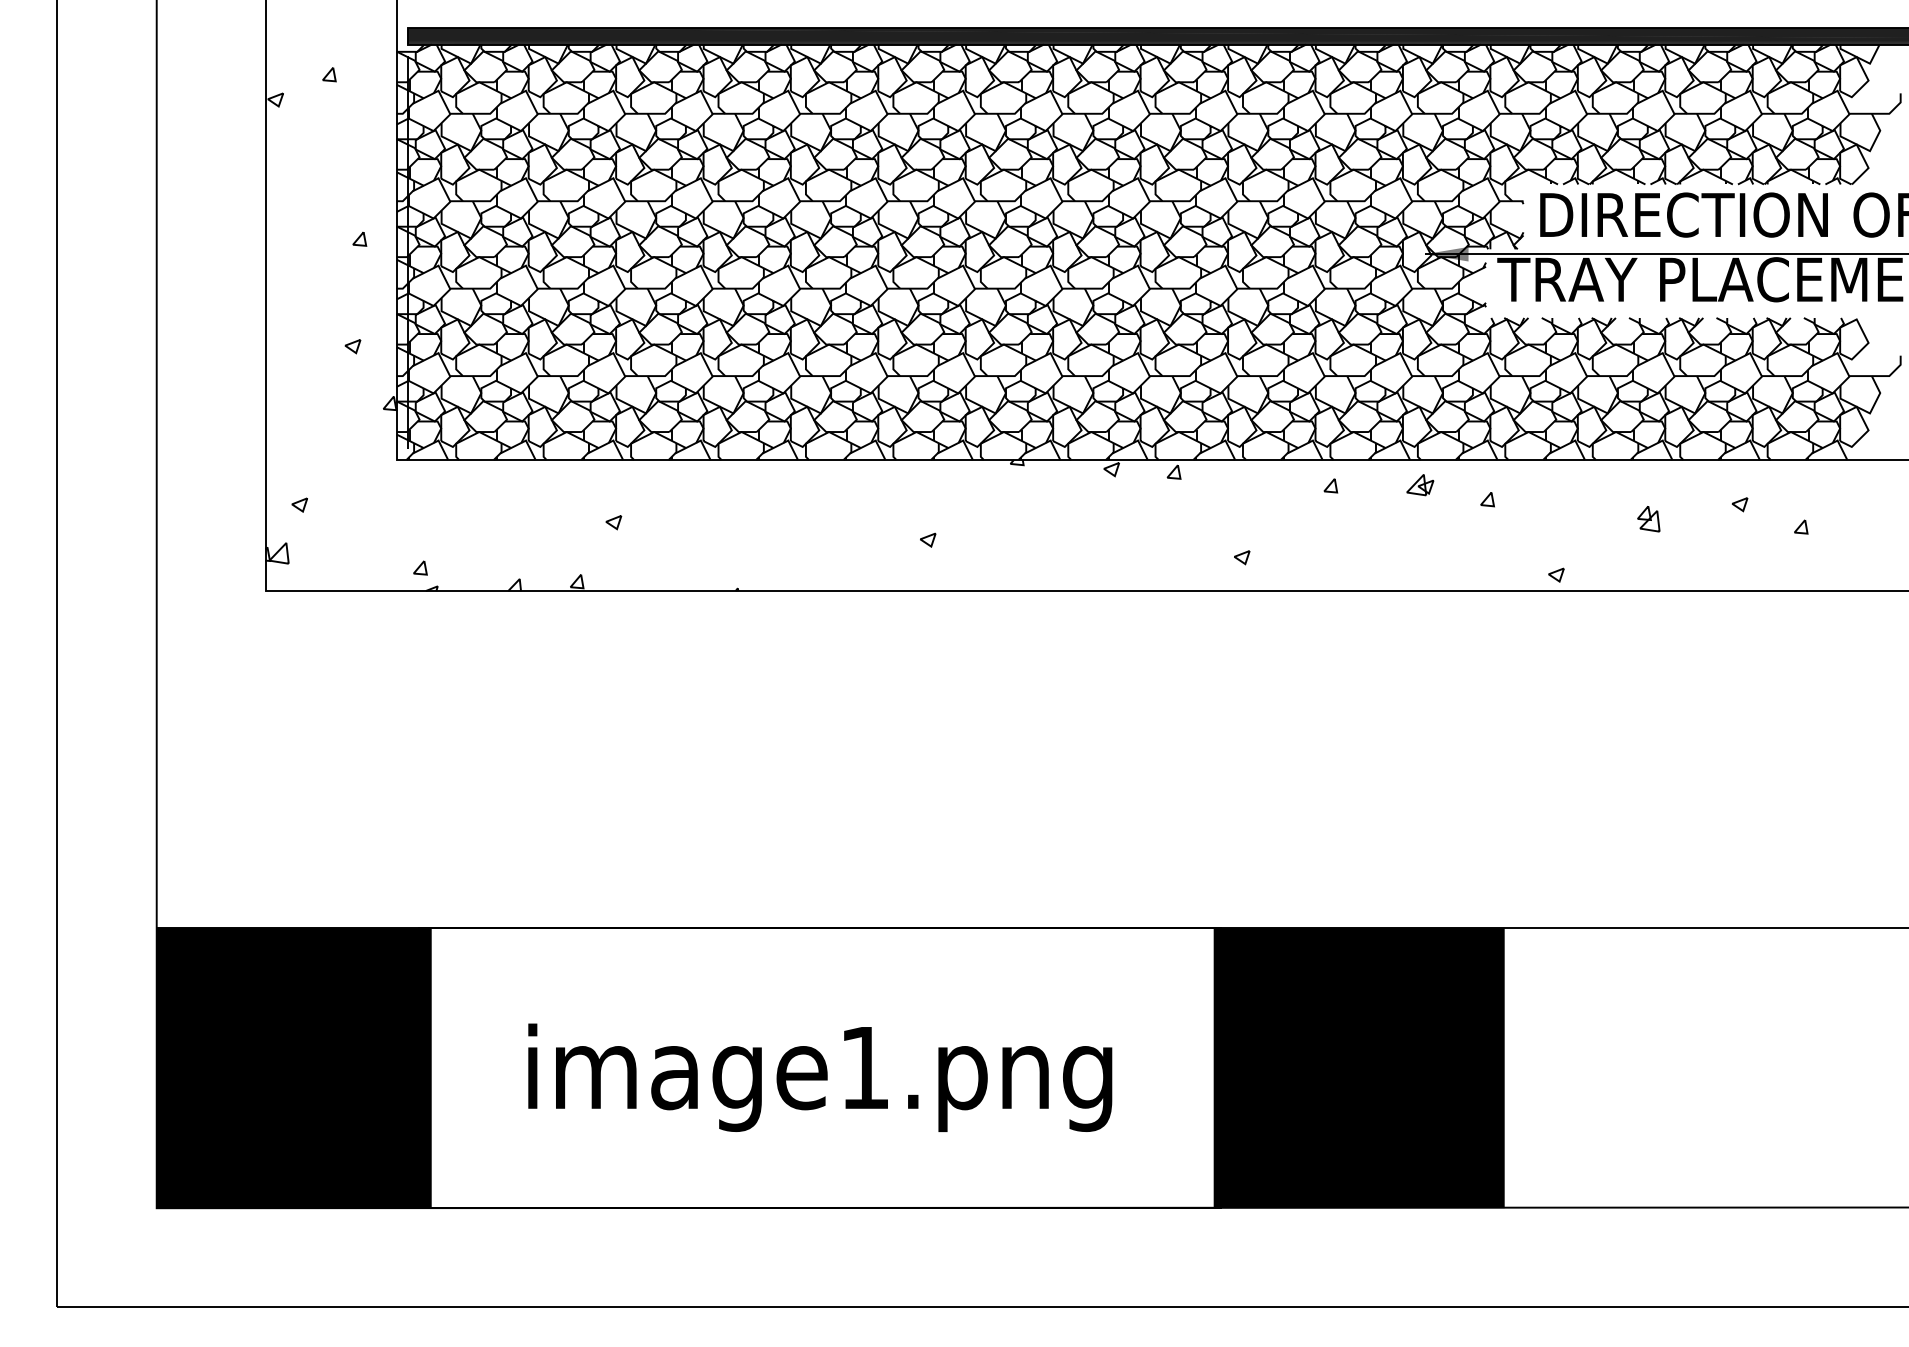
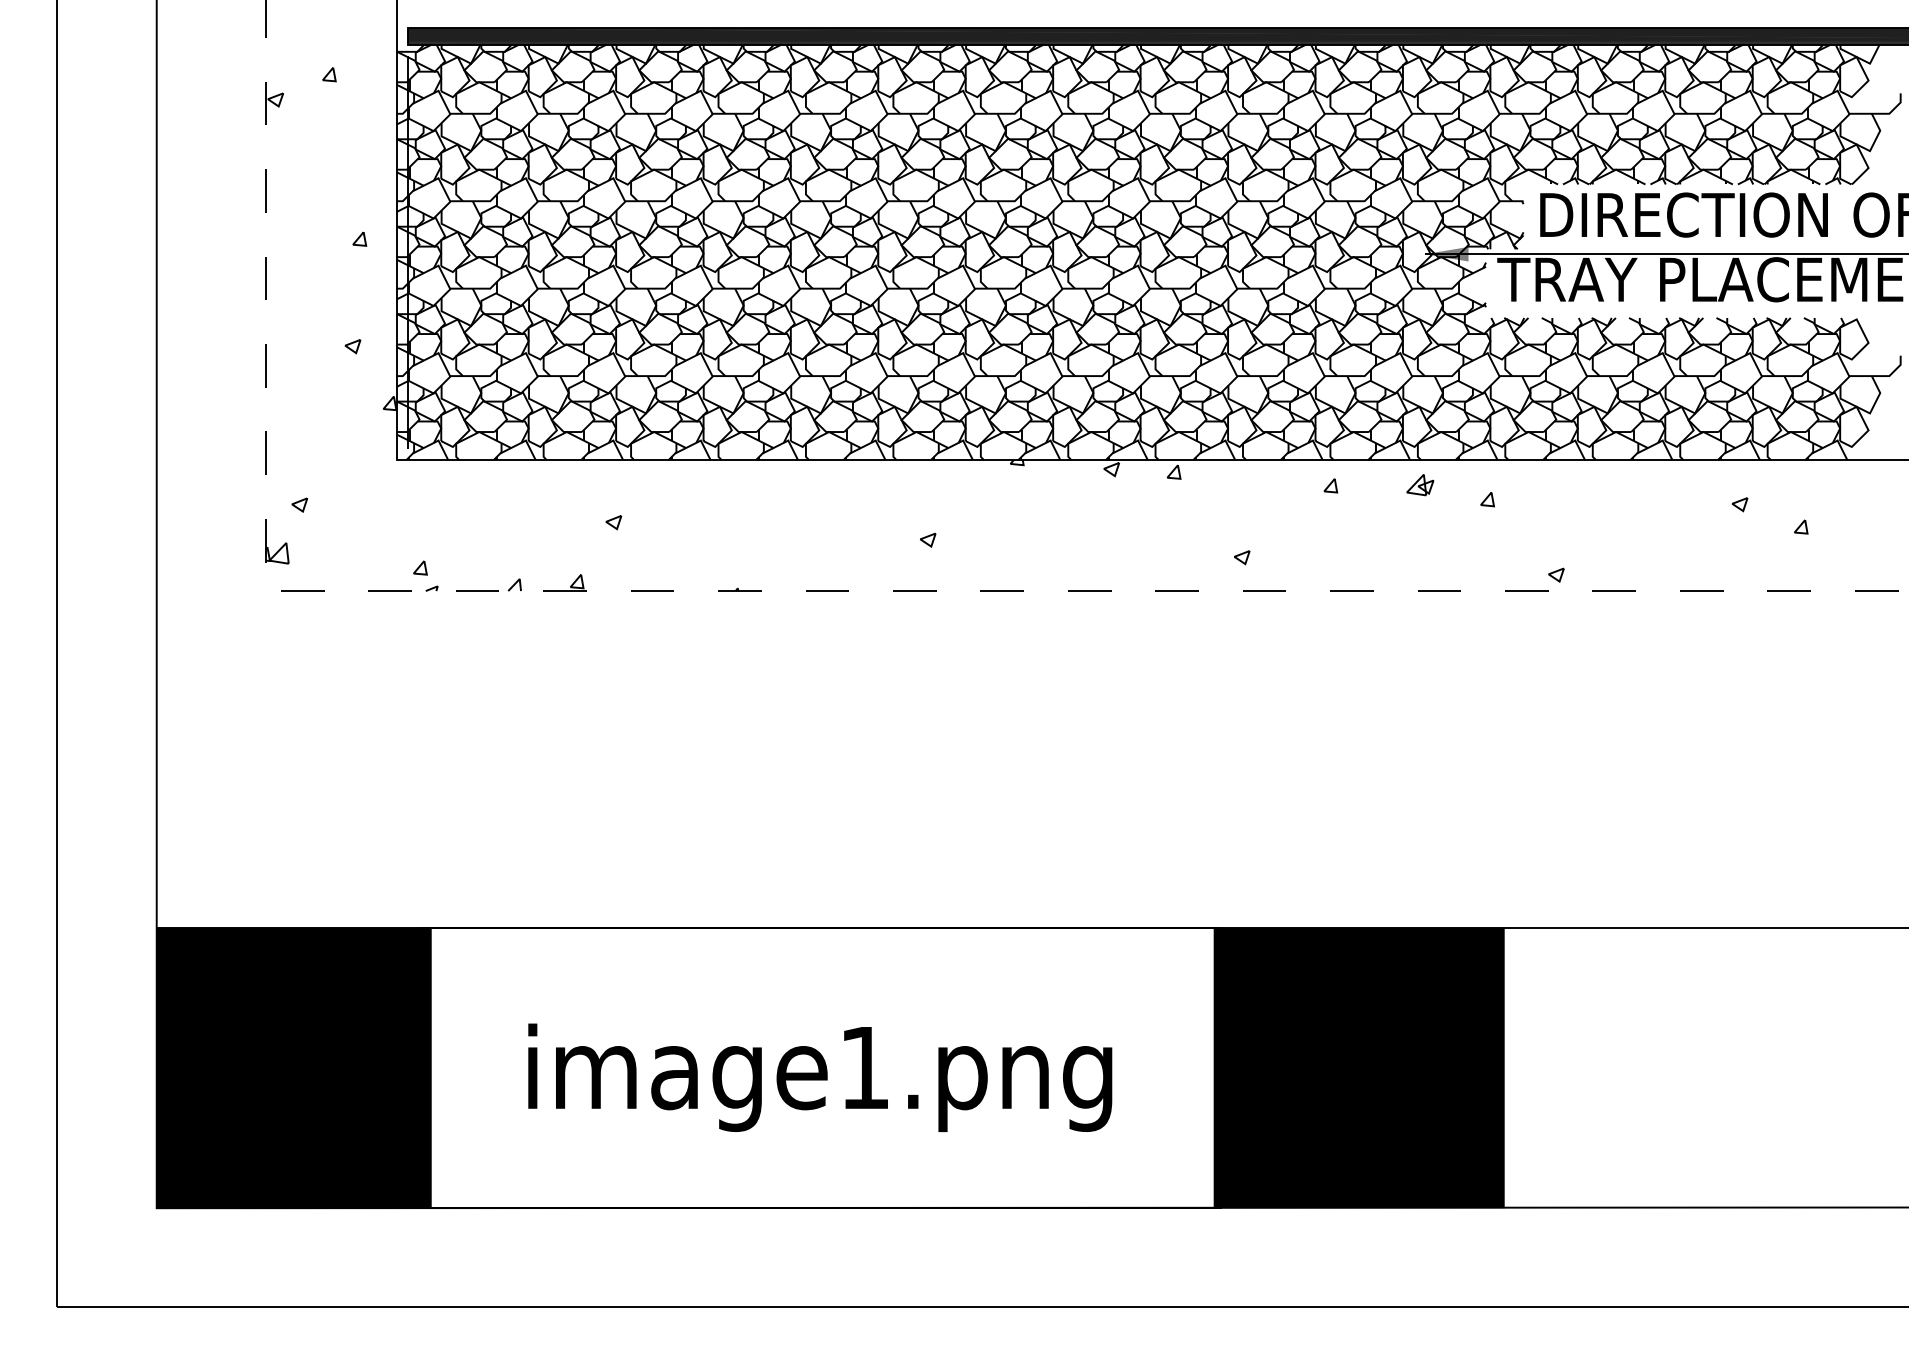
part: present -> none (1648, 519)
line: solid -> dashed (790, 591)
